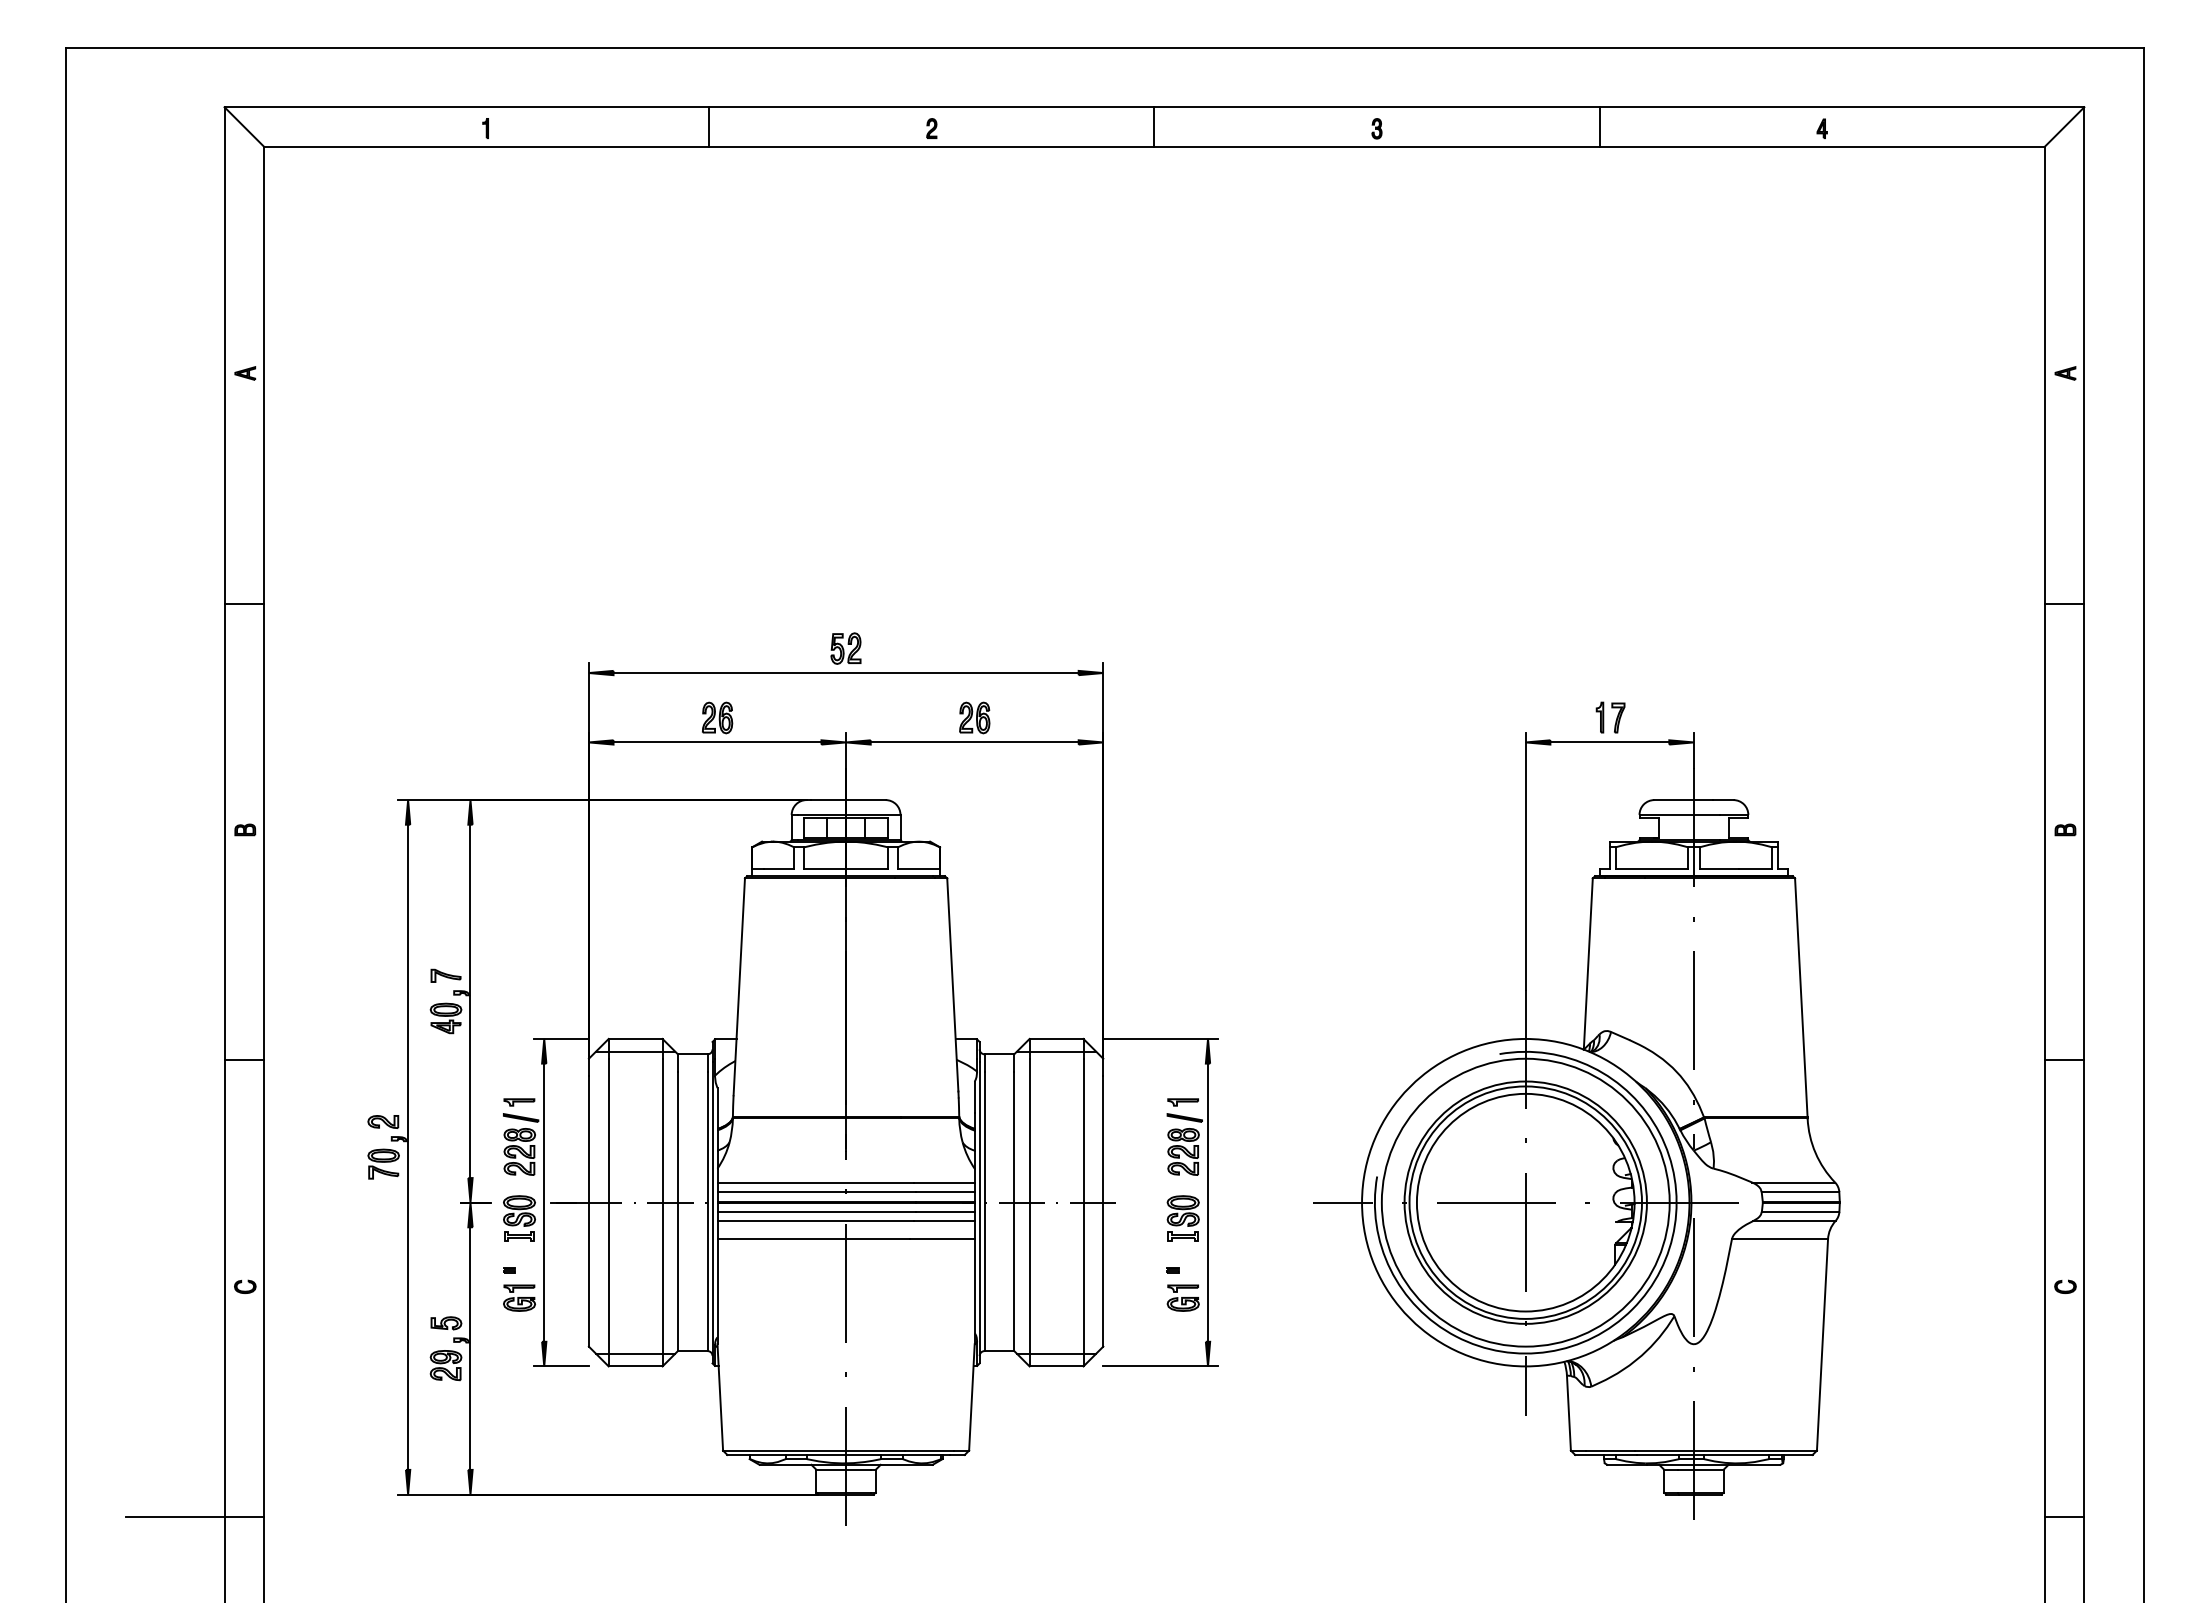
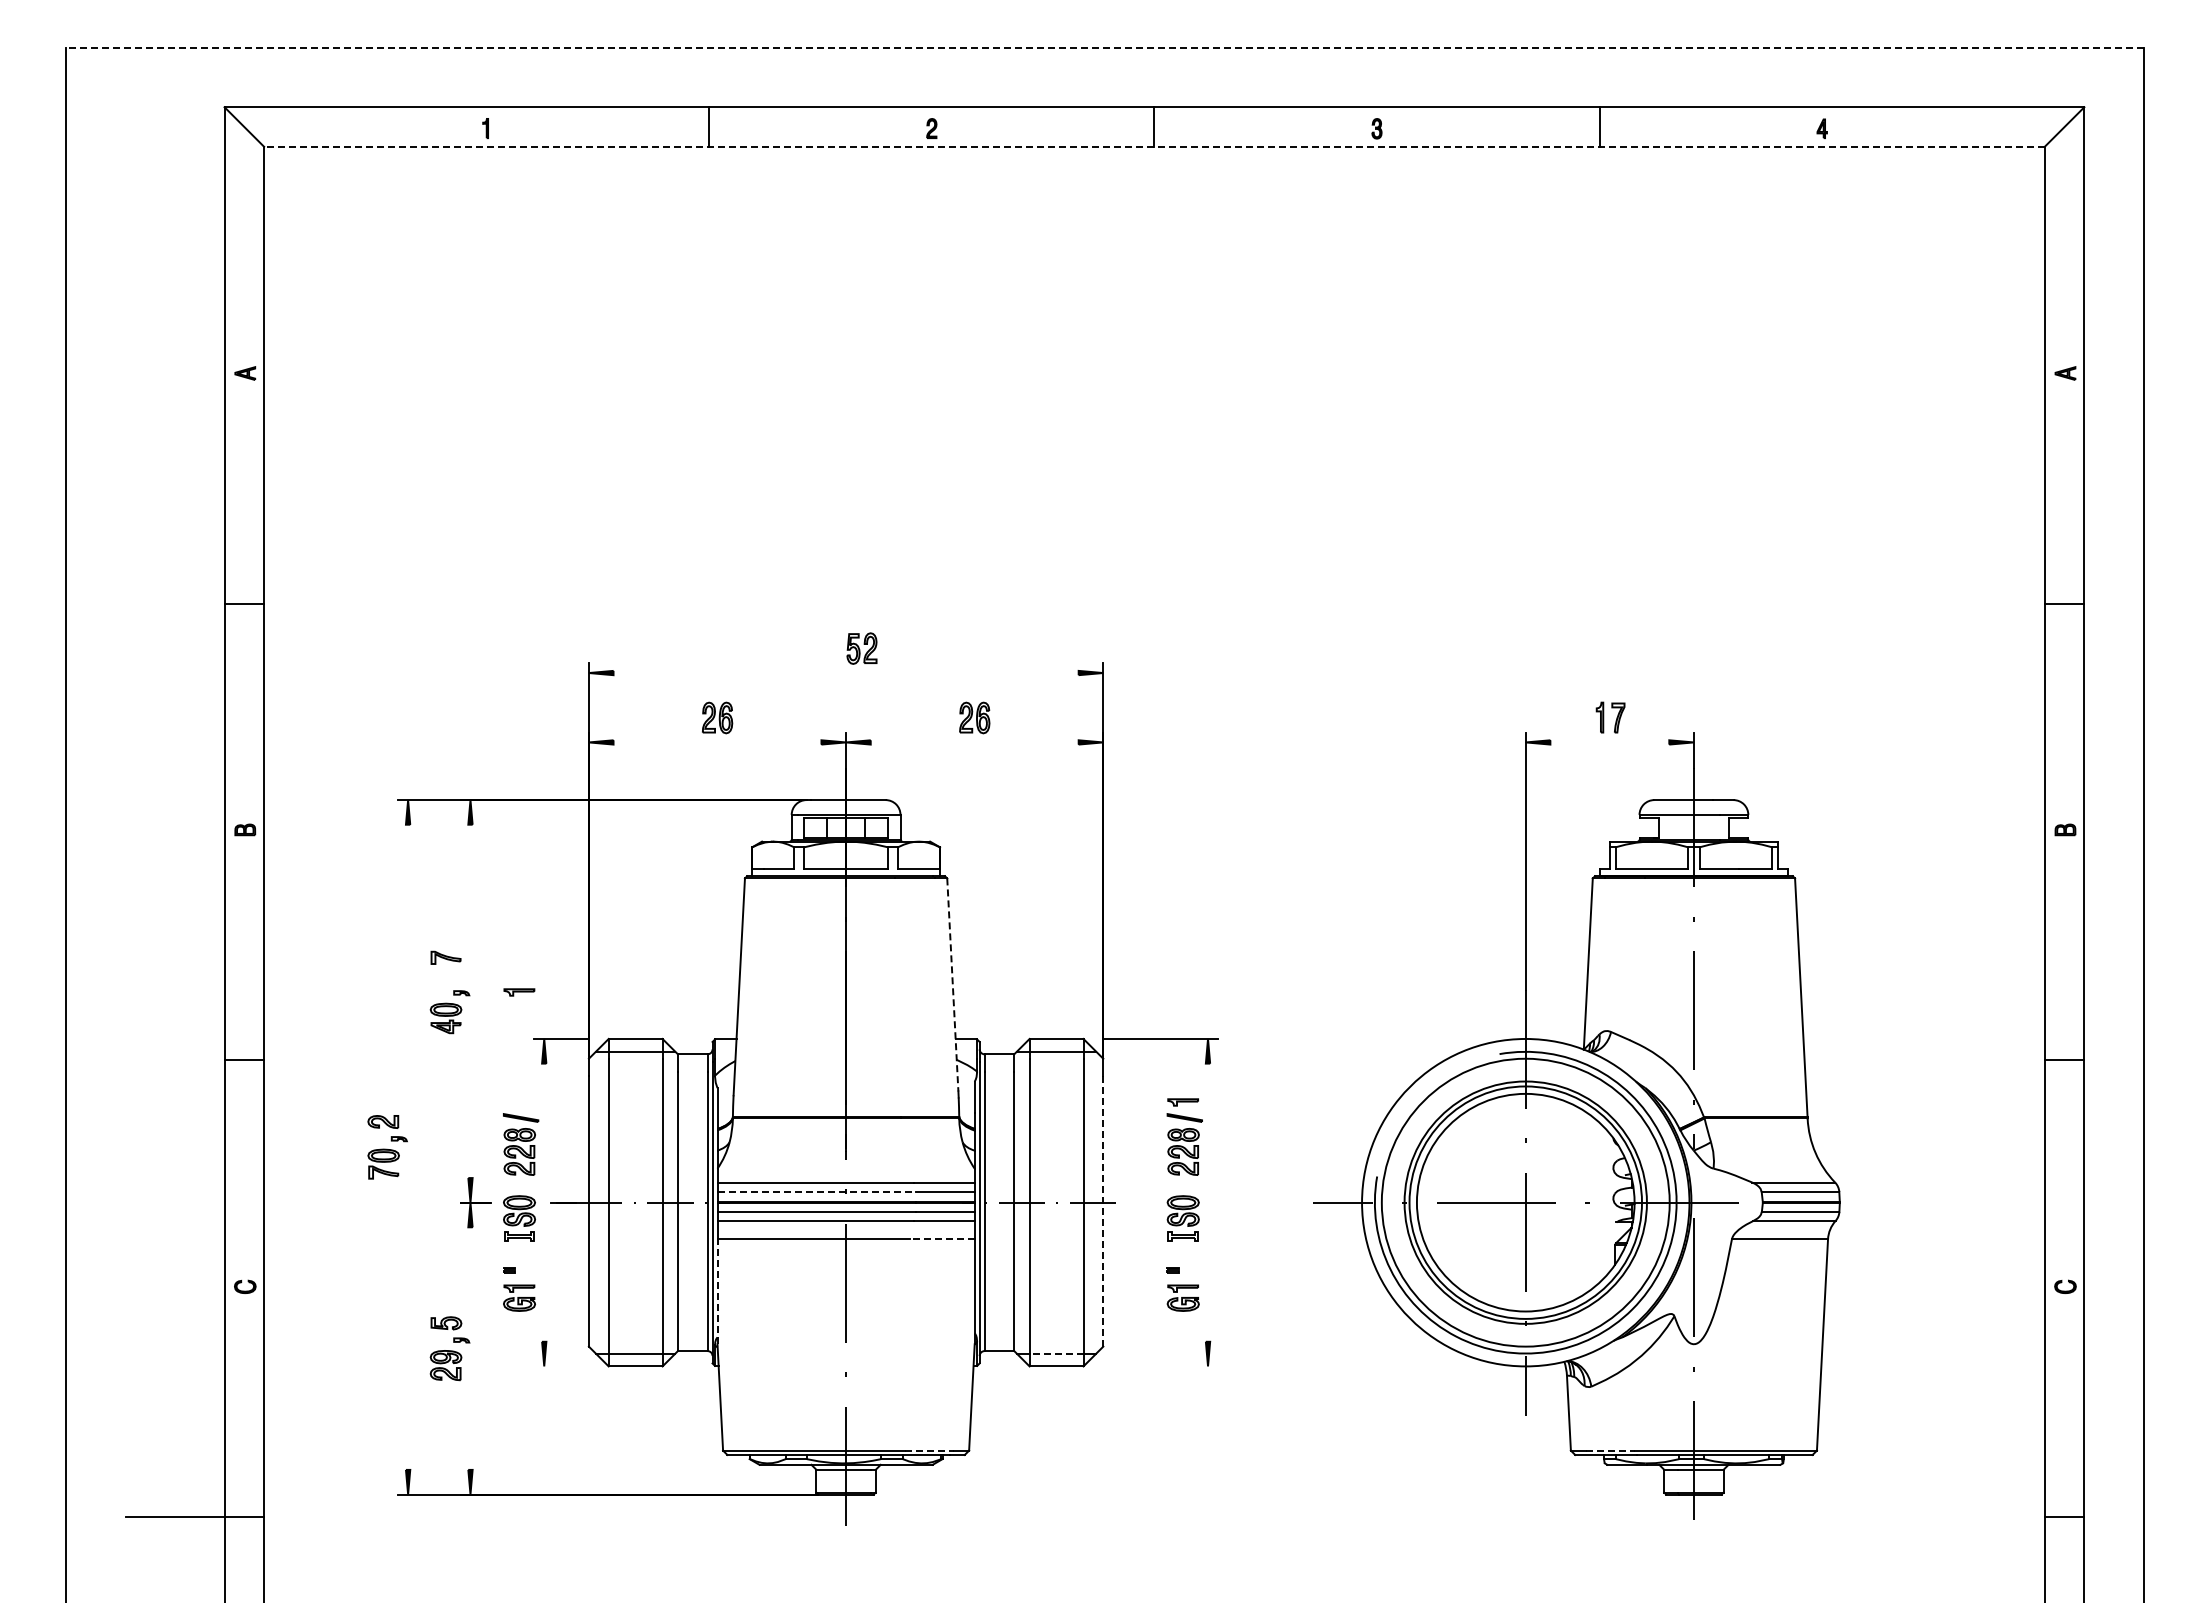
line: solid -> dashed (1105, 47)
line: solid -> dashed (1153, 146)
part position: (845, 648) -> (861, 648) (861, 648)
line: present -> none (845, 673)
line: present -> none (717, 742)
line: present -> none (974, 742)
line: present -> none (1609, 742)
part position: (445, 975) -> (445, 957) (445, 957)
line: solid -> dashed (952, 984)
line: present -> none (470, 1001)
part position: (519, 1102) -> (519, 992) (519, 992)
line: present -> none (408, 1146)
line: solid -> dashed (817, 1192)
line: present -> none (544, 1202)
line: present -> none (1208, 1202)
line: solid -> dashed (1103, 1211)
line: solid -> dashed (942, 1239)
line: solid -> dashed (717, 1291)
line: present -> none (470, 1348)
line: solid -> dashed (1056, 1353)
line: present -> none (561, 1366)
line: present -> none (1160, 1366)
line: solid -> dashed (930, 1450)
line: solid -> dashed (1610, 1450)
